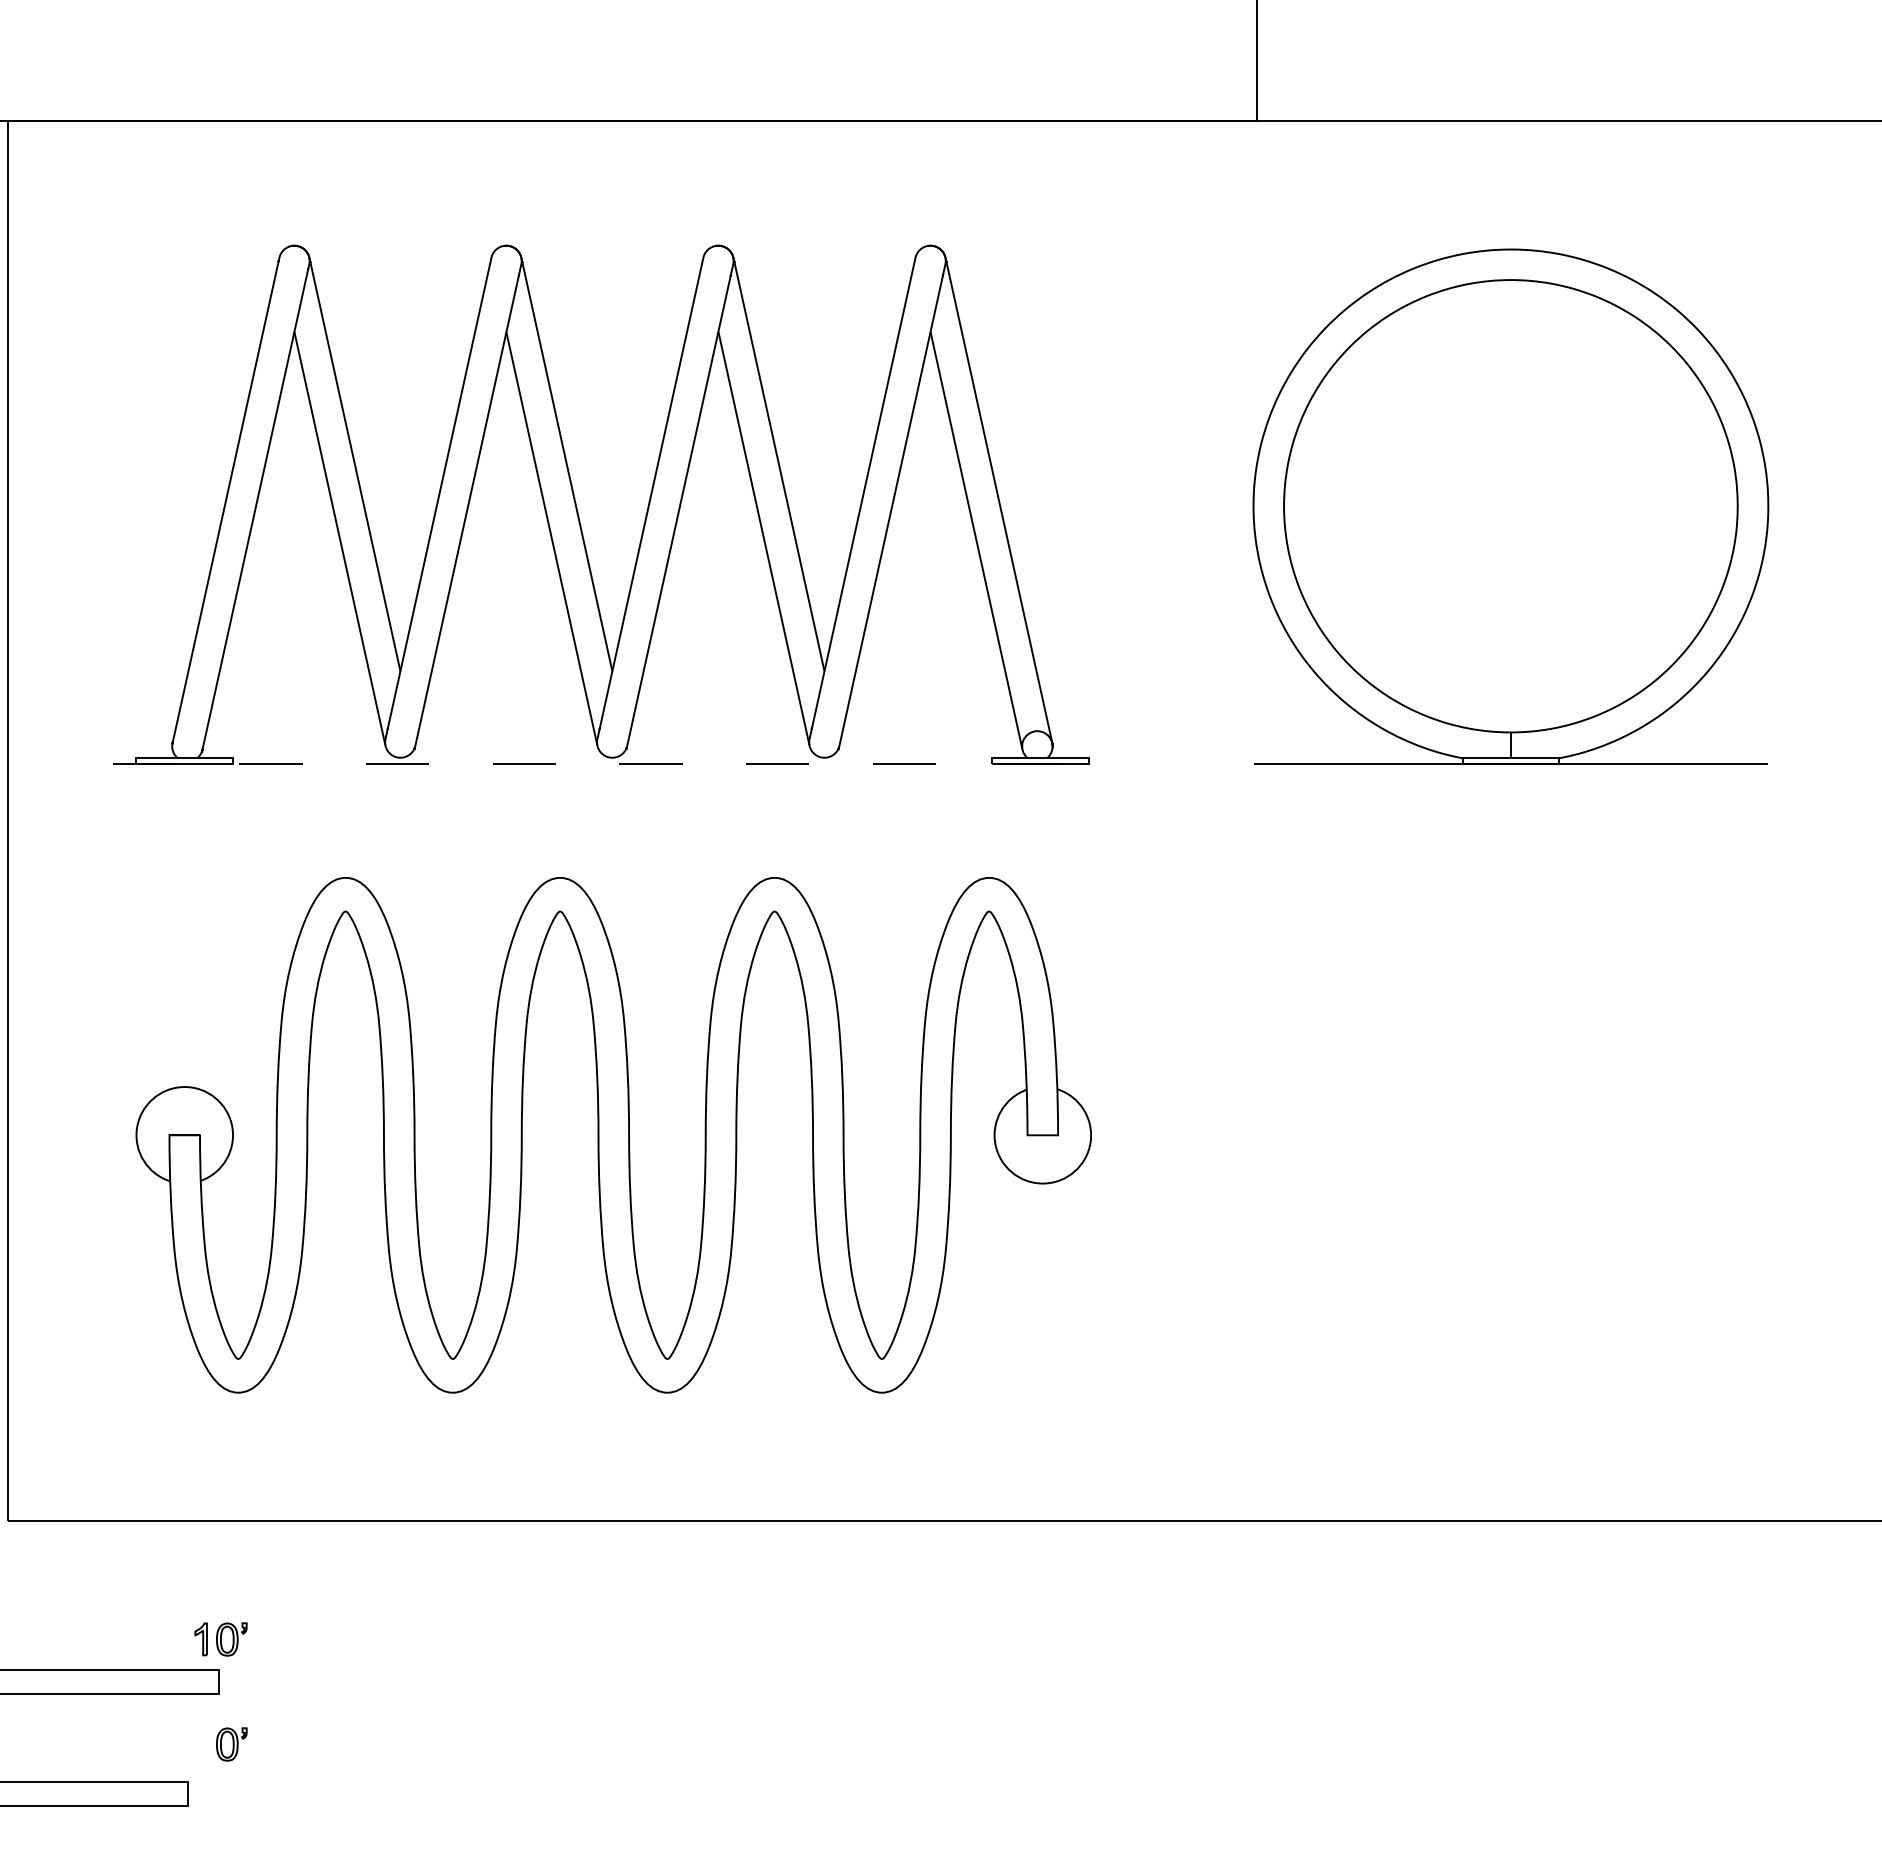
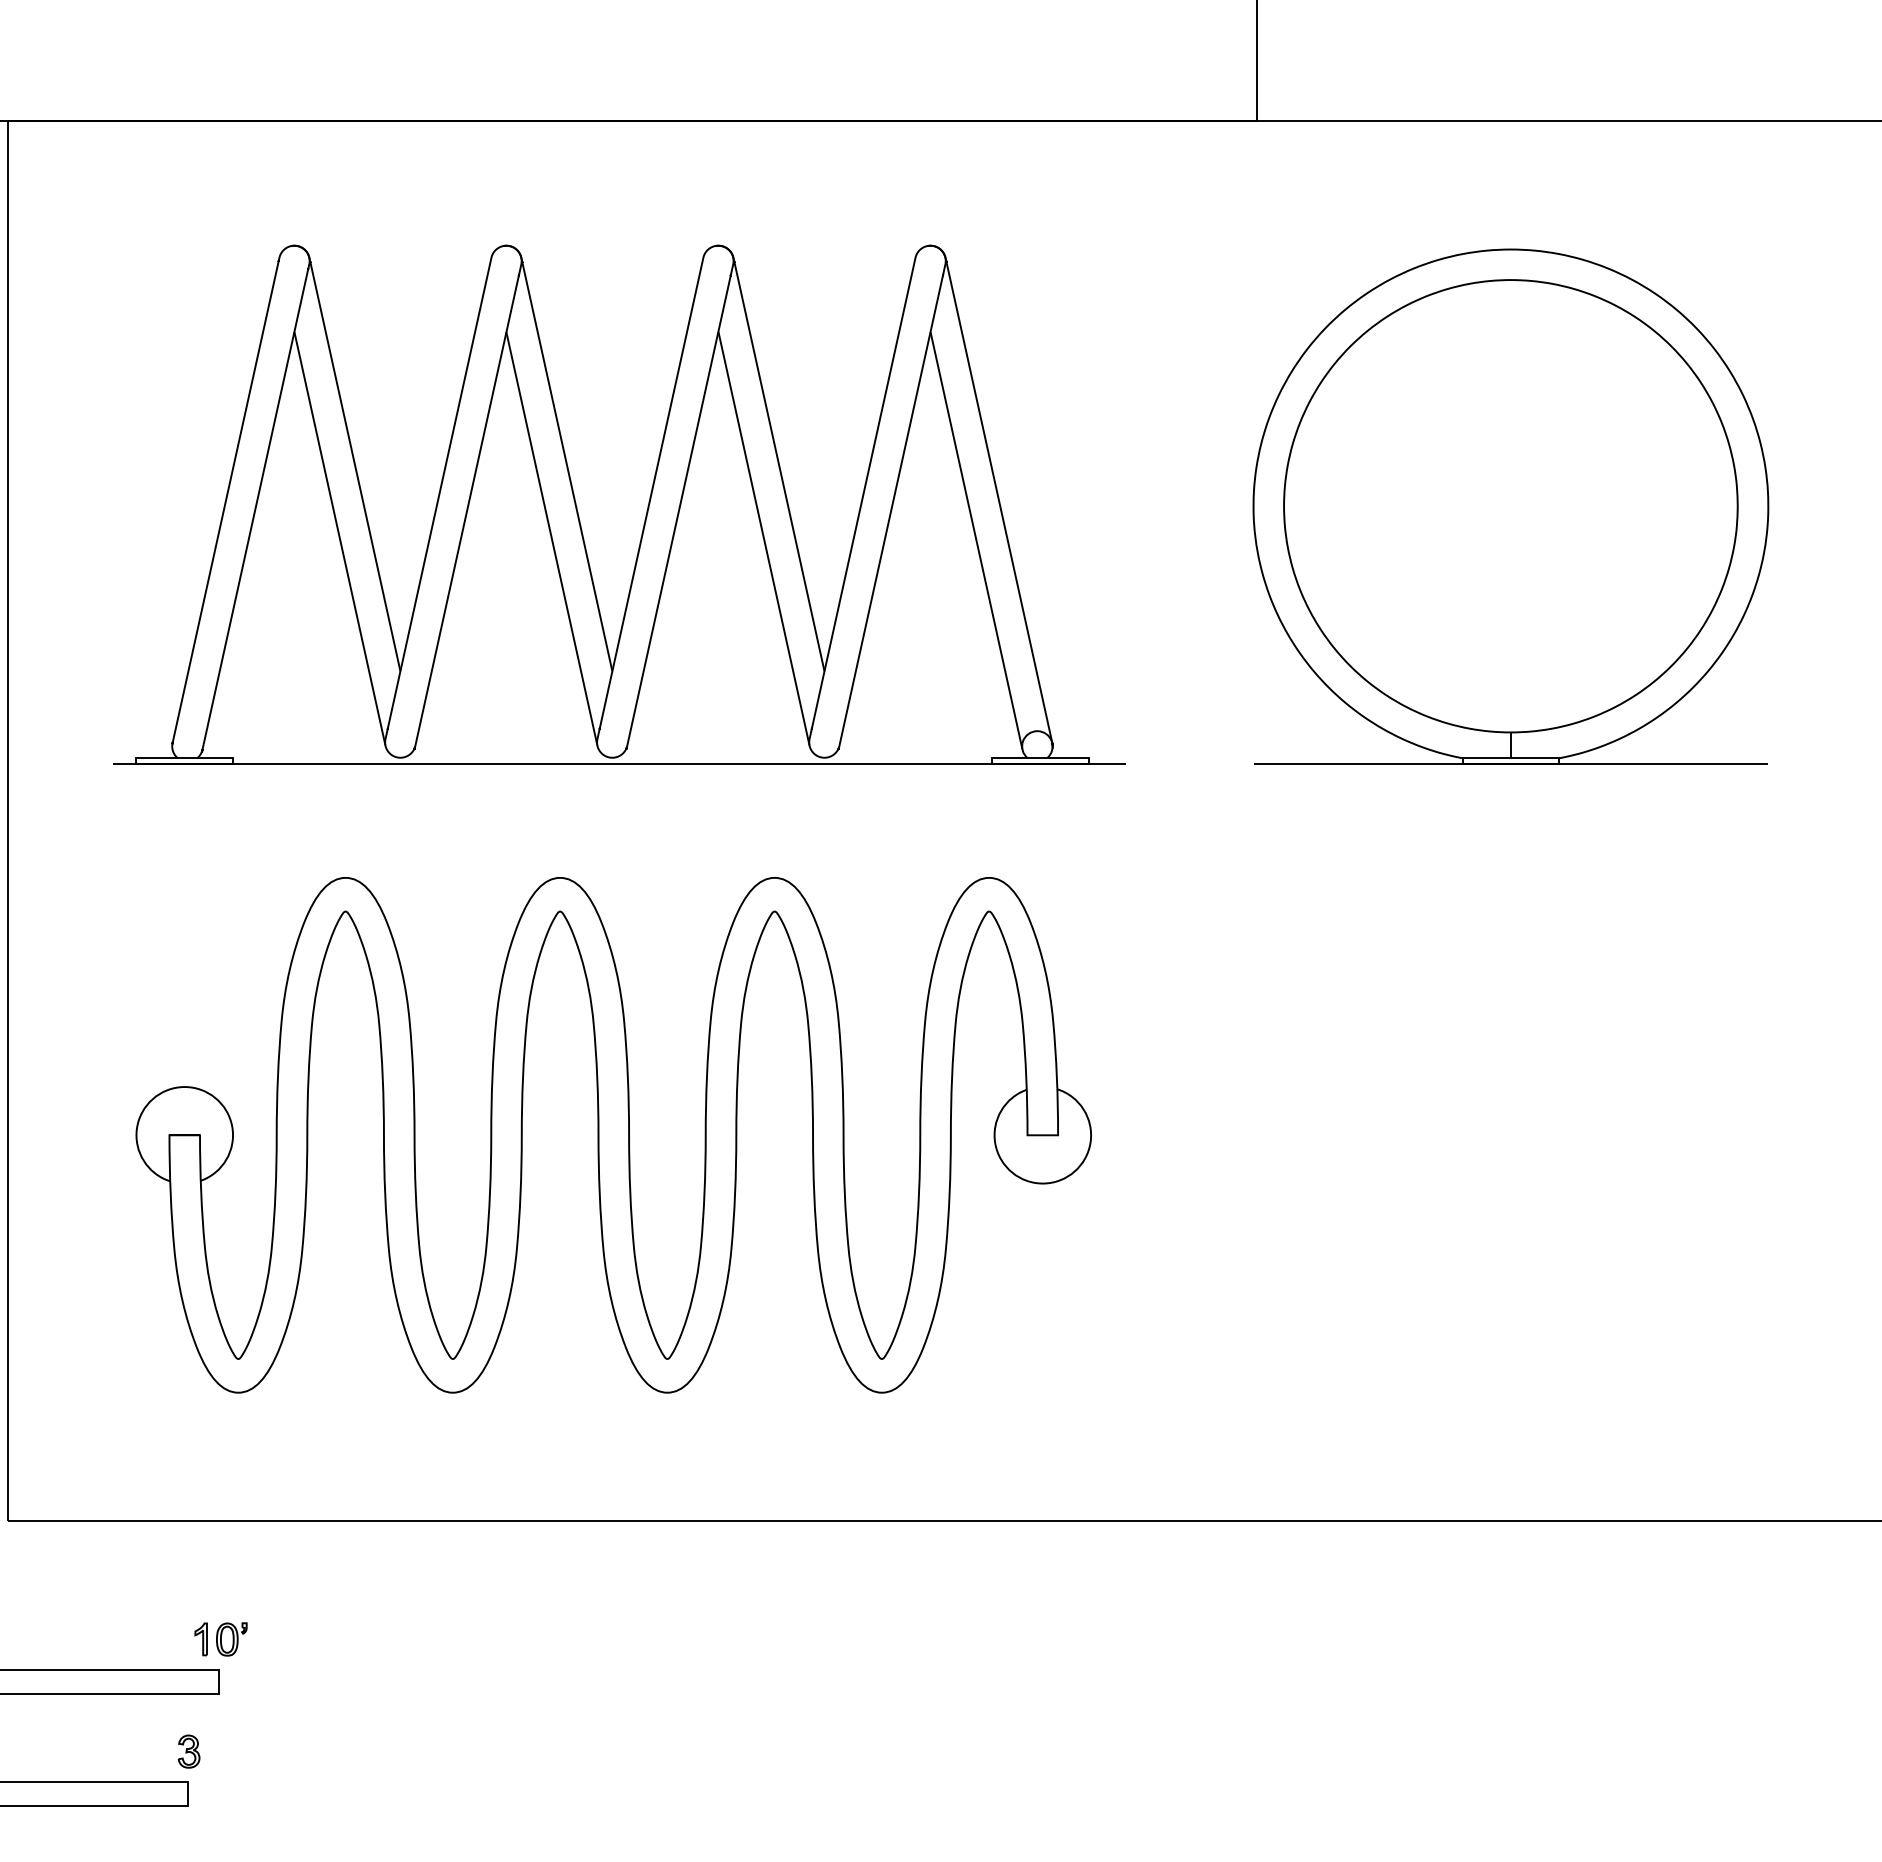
line: dashed -> solid (619, 764)
part: present -> none (231, 1744)
part: none -> present (188, 1751)
